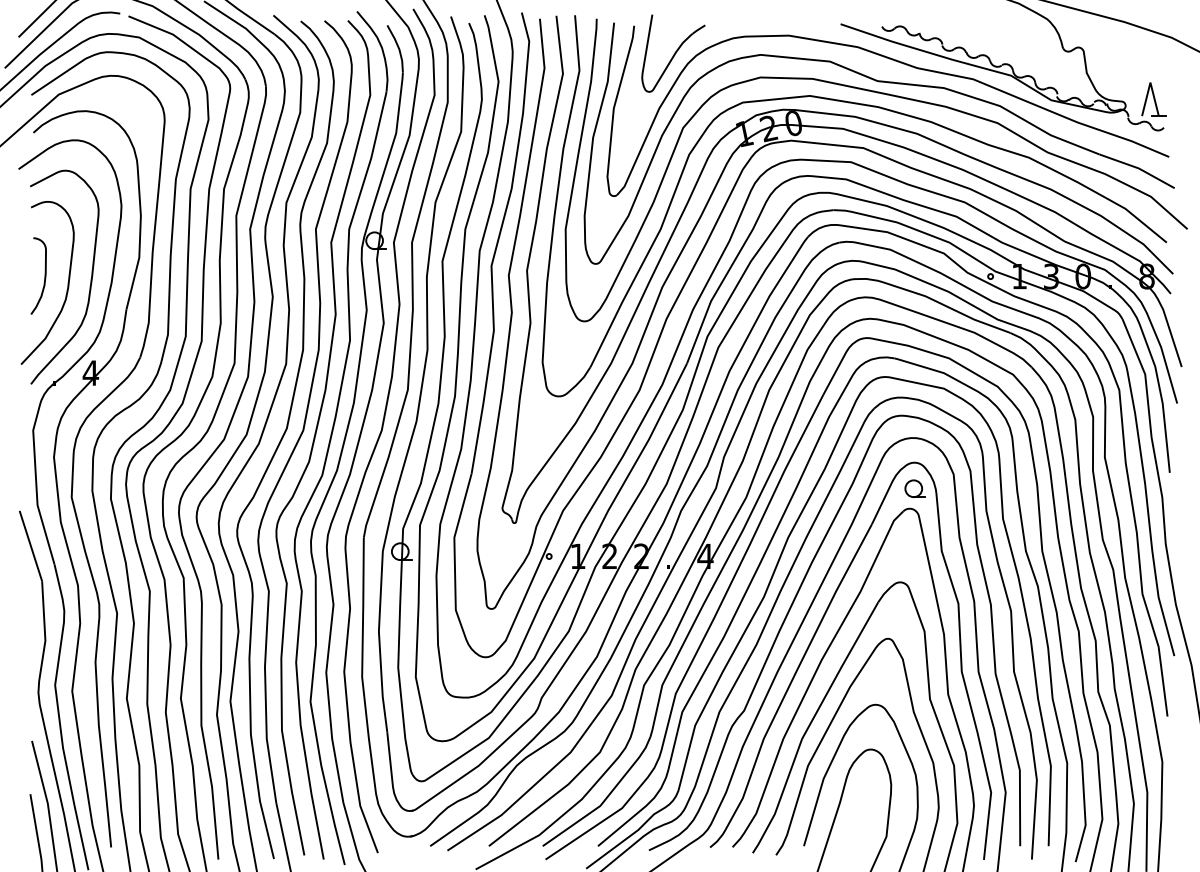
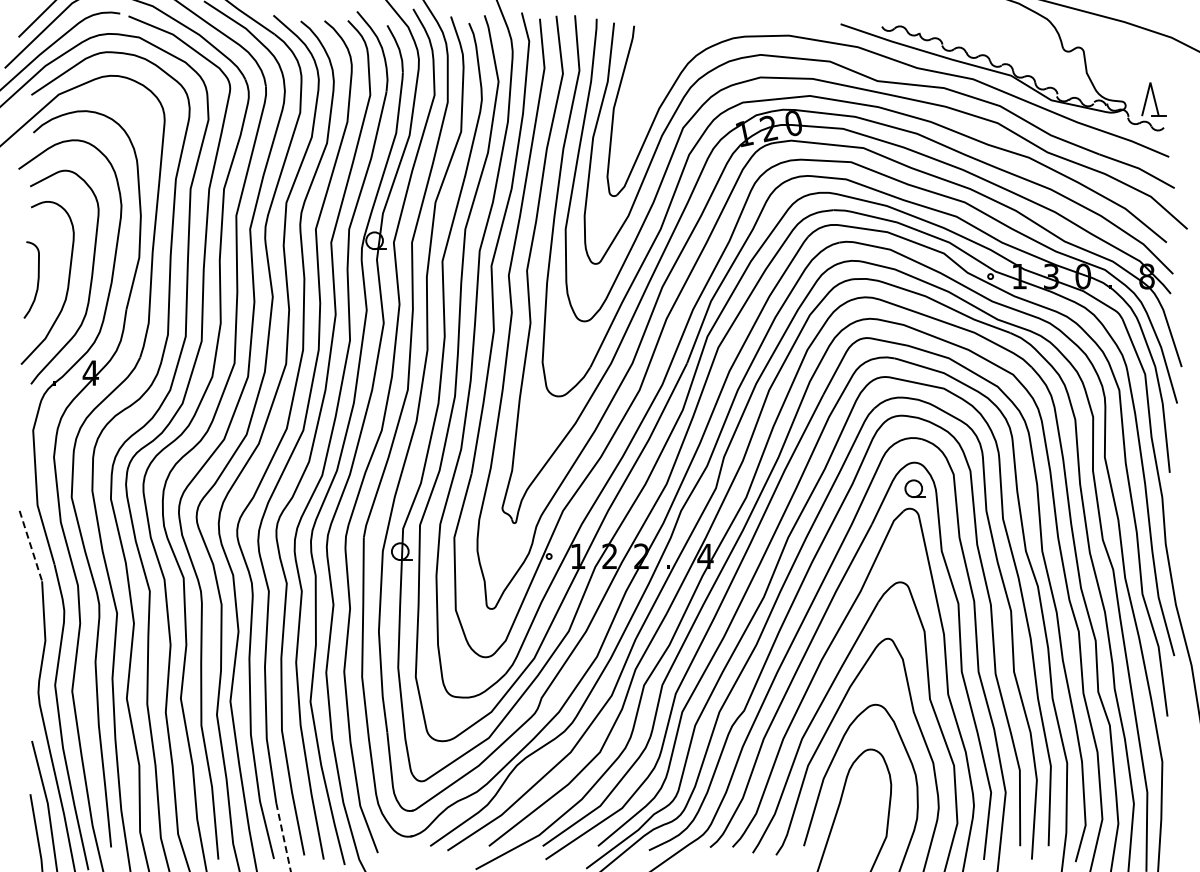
part: present -> none (673, 53)
curve position: (44, 275) -> (37, 279) (37, 279)
line: solid -> dashed (30, 546)
line: solid -> dashed (283, 837)
